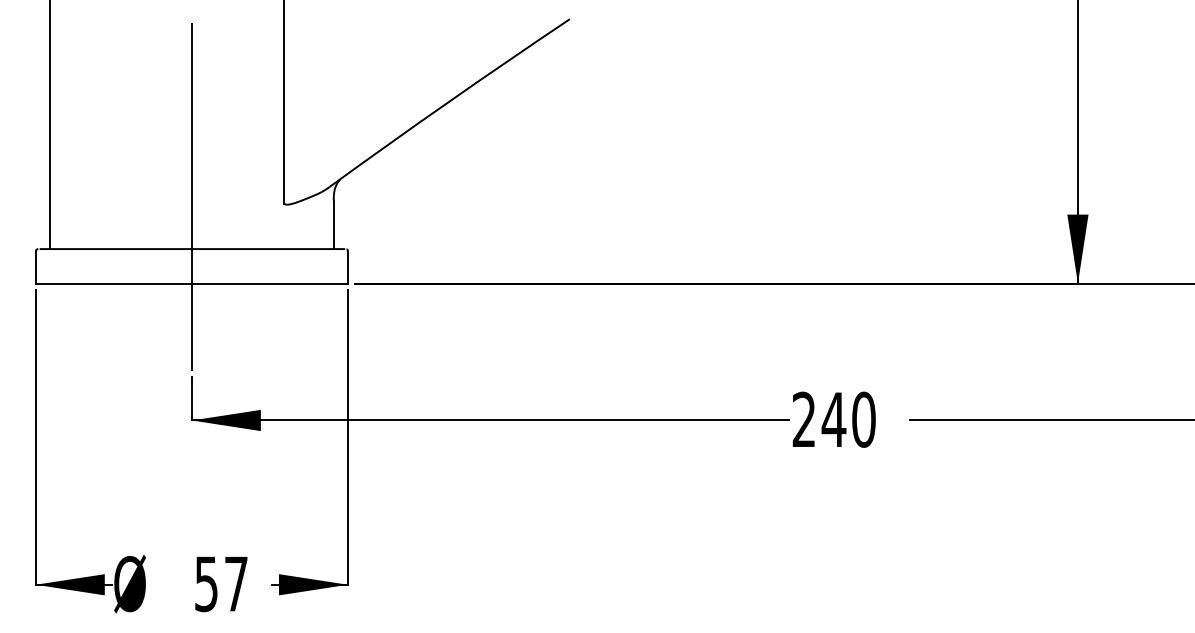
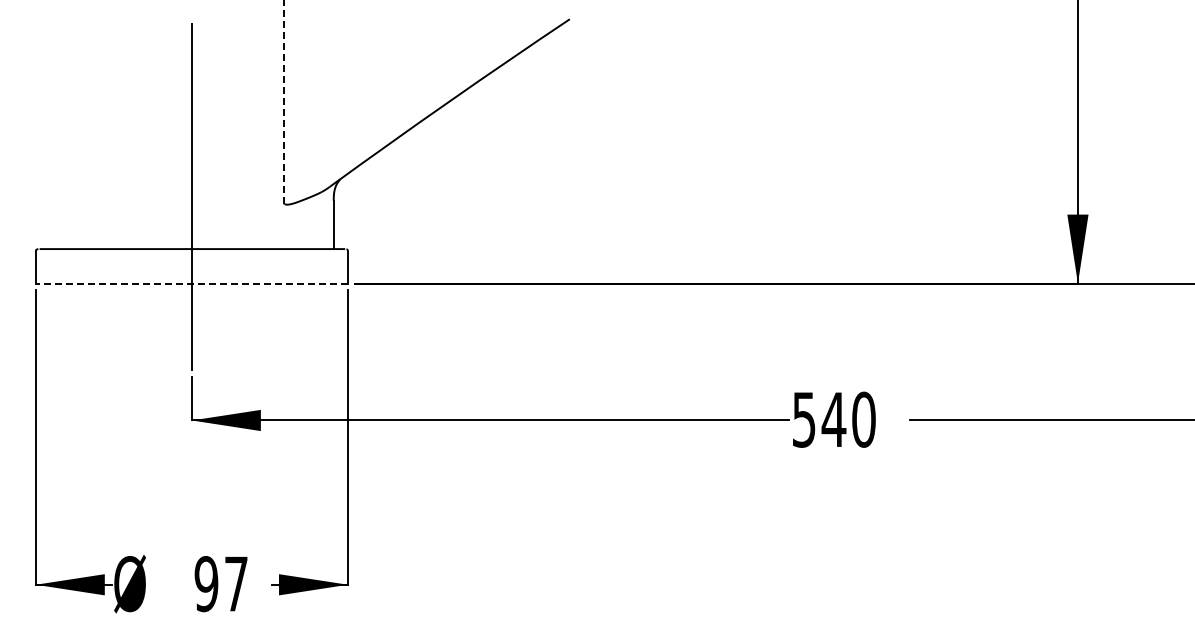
line: solid -> dashed (284, 102)
line: present -> none (50, 125)
line: solid -> dashed (191, 283)
text: 240 -> 540 (803, 419)
text: 57 -> 97 (206, 583)
